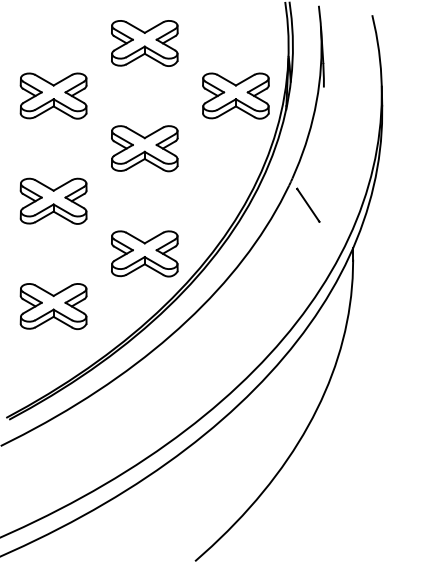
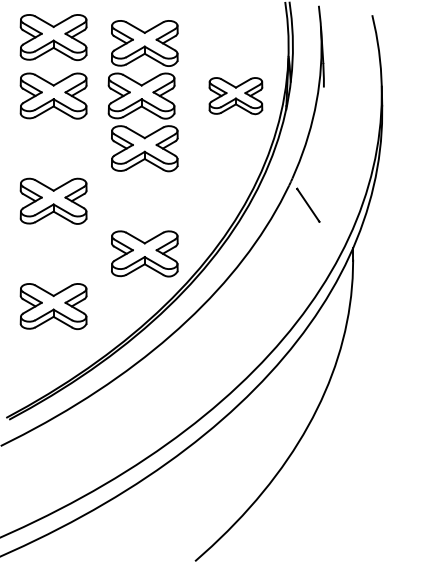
part: none -> present (53, 37)
part: none -> present (141, 95)
part size: 68x48 px -> 56x39 px (235, 96)
